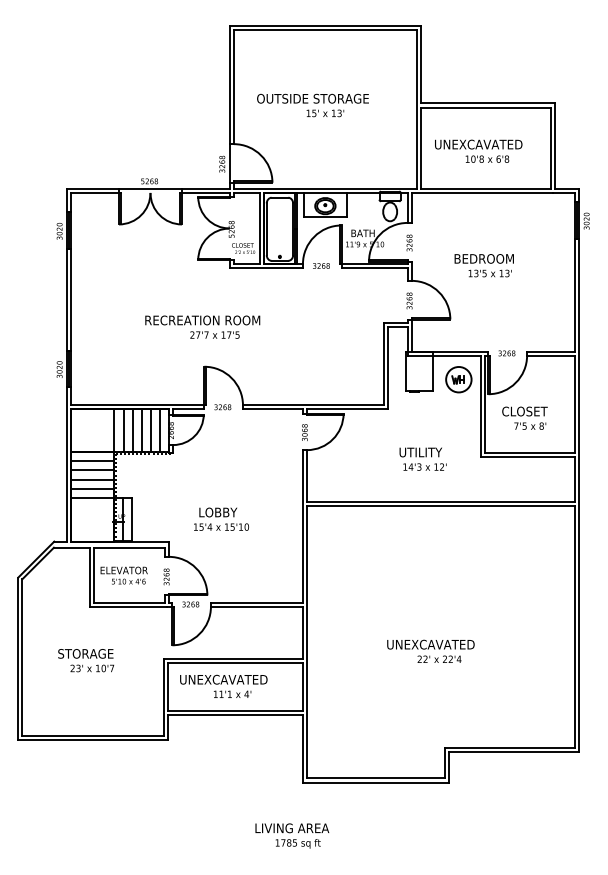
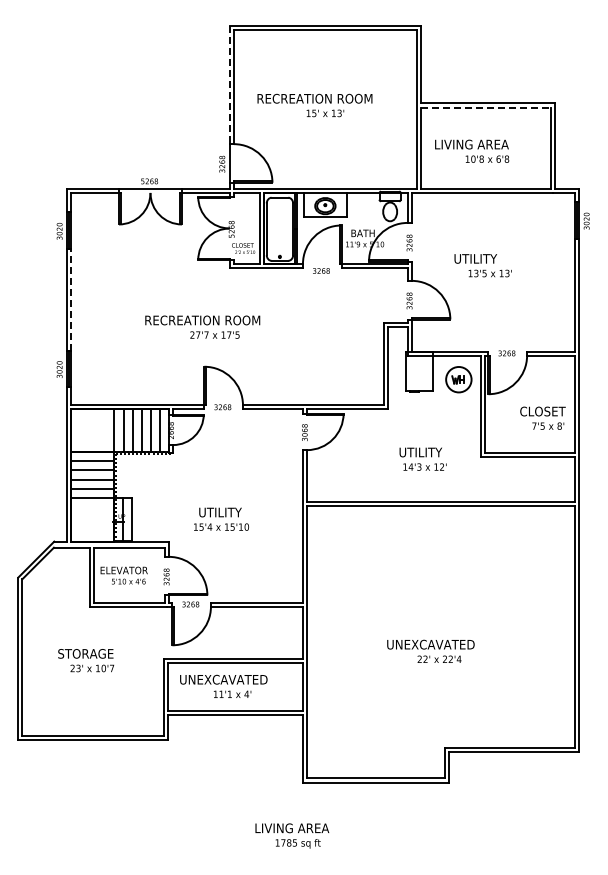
line: solid -> dashed (229, 85)
text: OUTSIDE STORAGE -> RECREATION ROOM (314, 98)
line: solid -> dashed (486, 107)
text: UNEXCAVATED -> LIVING AREA (478, 144)
text: BEDROOM -> UTILITY (483, 258)
text position: (321, 265) -> (321, 270) (321, 270)
line: solid -> dashed (71, 299)
text position: (524, 417) -> (542, 417) (542, 417)
text: LOBBY -> UTILITY (220, 512)
